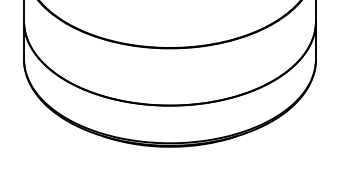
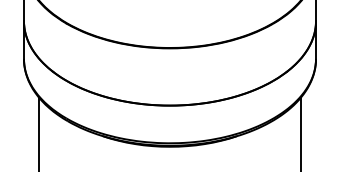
line: none -> present (38, 132)
line: none -> present (301, 132)
